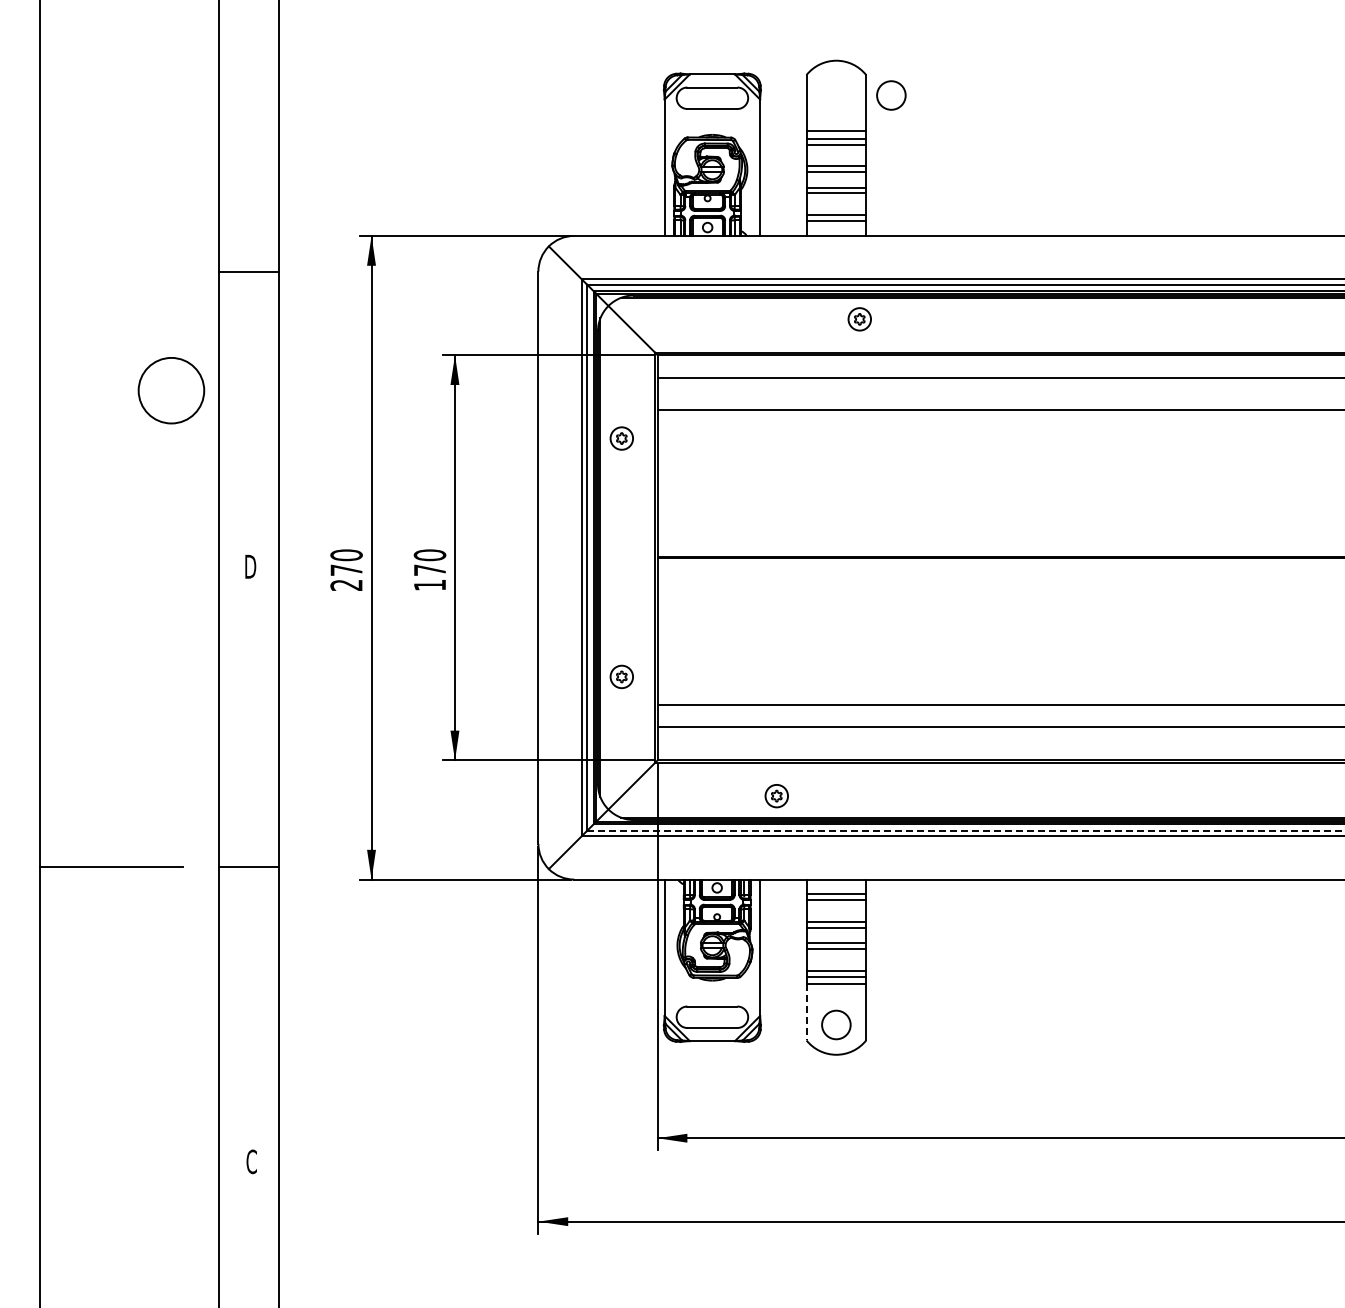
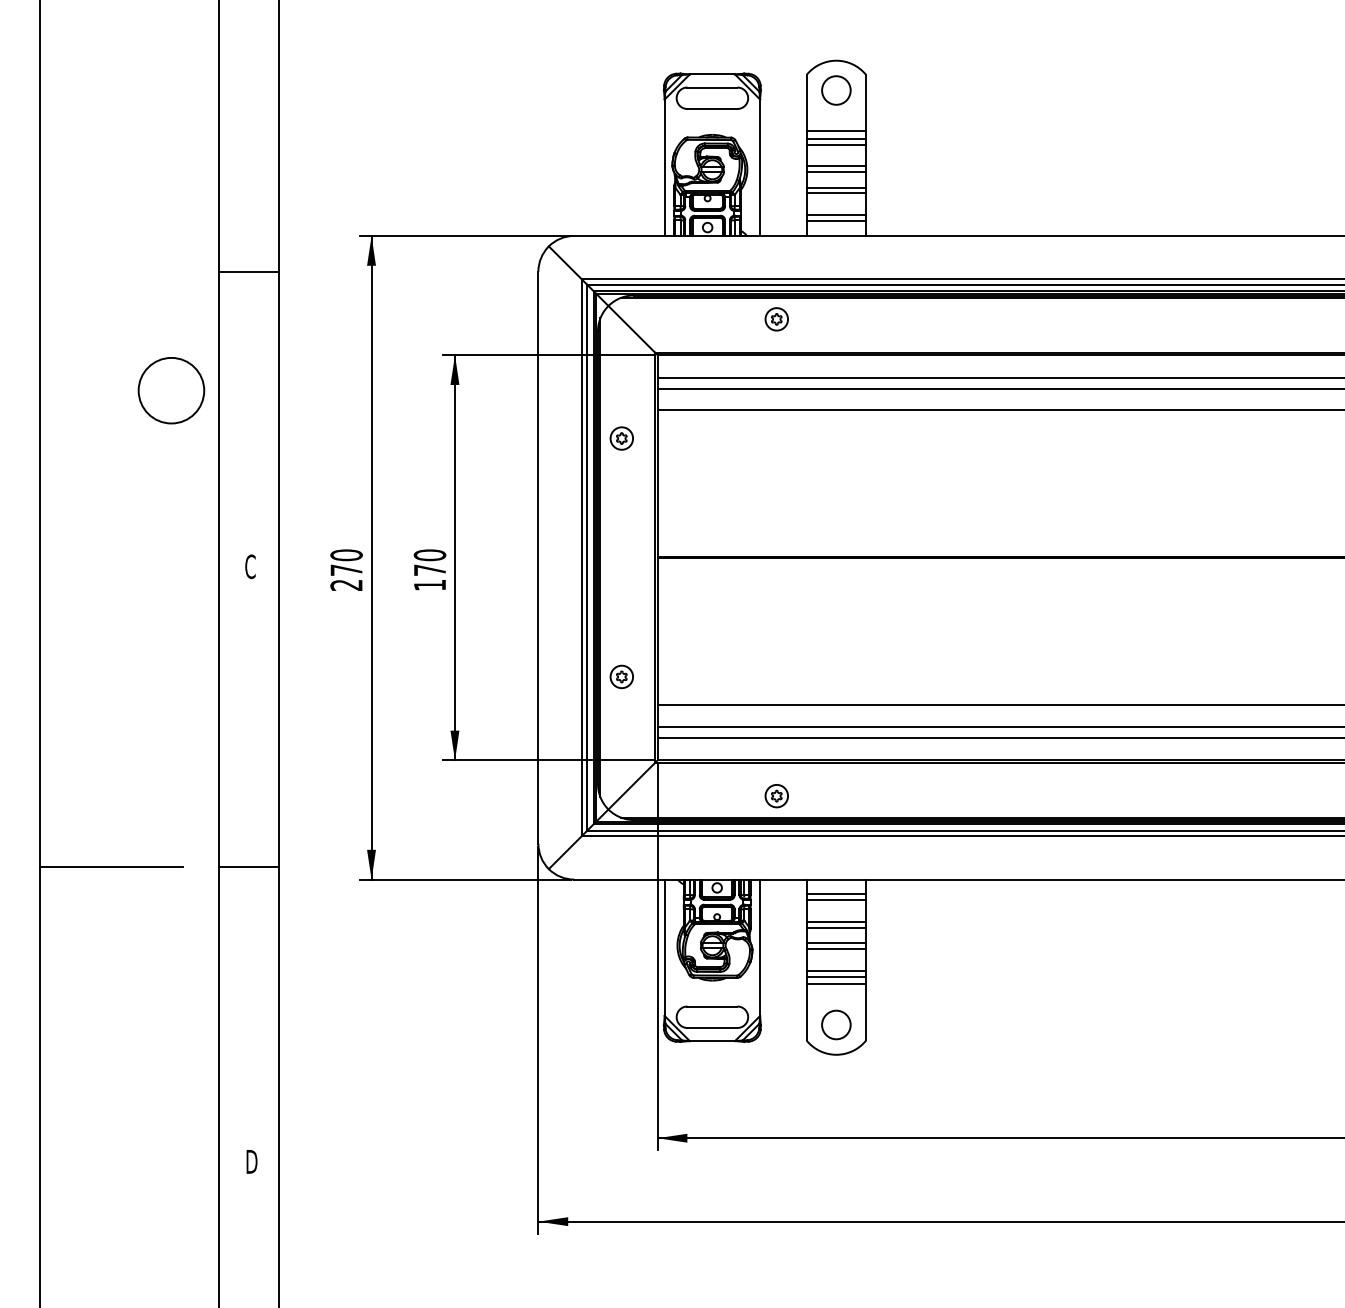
circle position: (891, 95) -> (836, 90) (836, 90)
part position: (859, 319) -> (776, 319) (776, 319)
line: none -> present (999, 388)
text: D -> C (250, 566)
line: none -> present (999, 737)
line: dashed -> solid (965, 831)
line: dashed -> solid (806, 1012)
text: C -> D (251, 1161)
